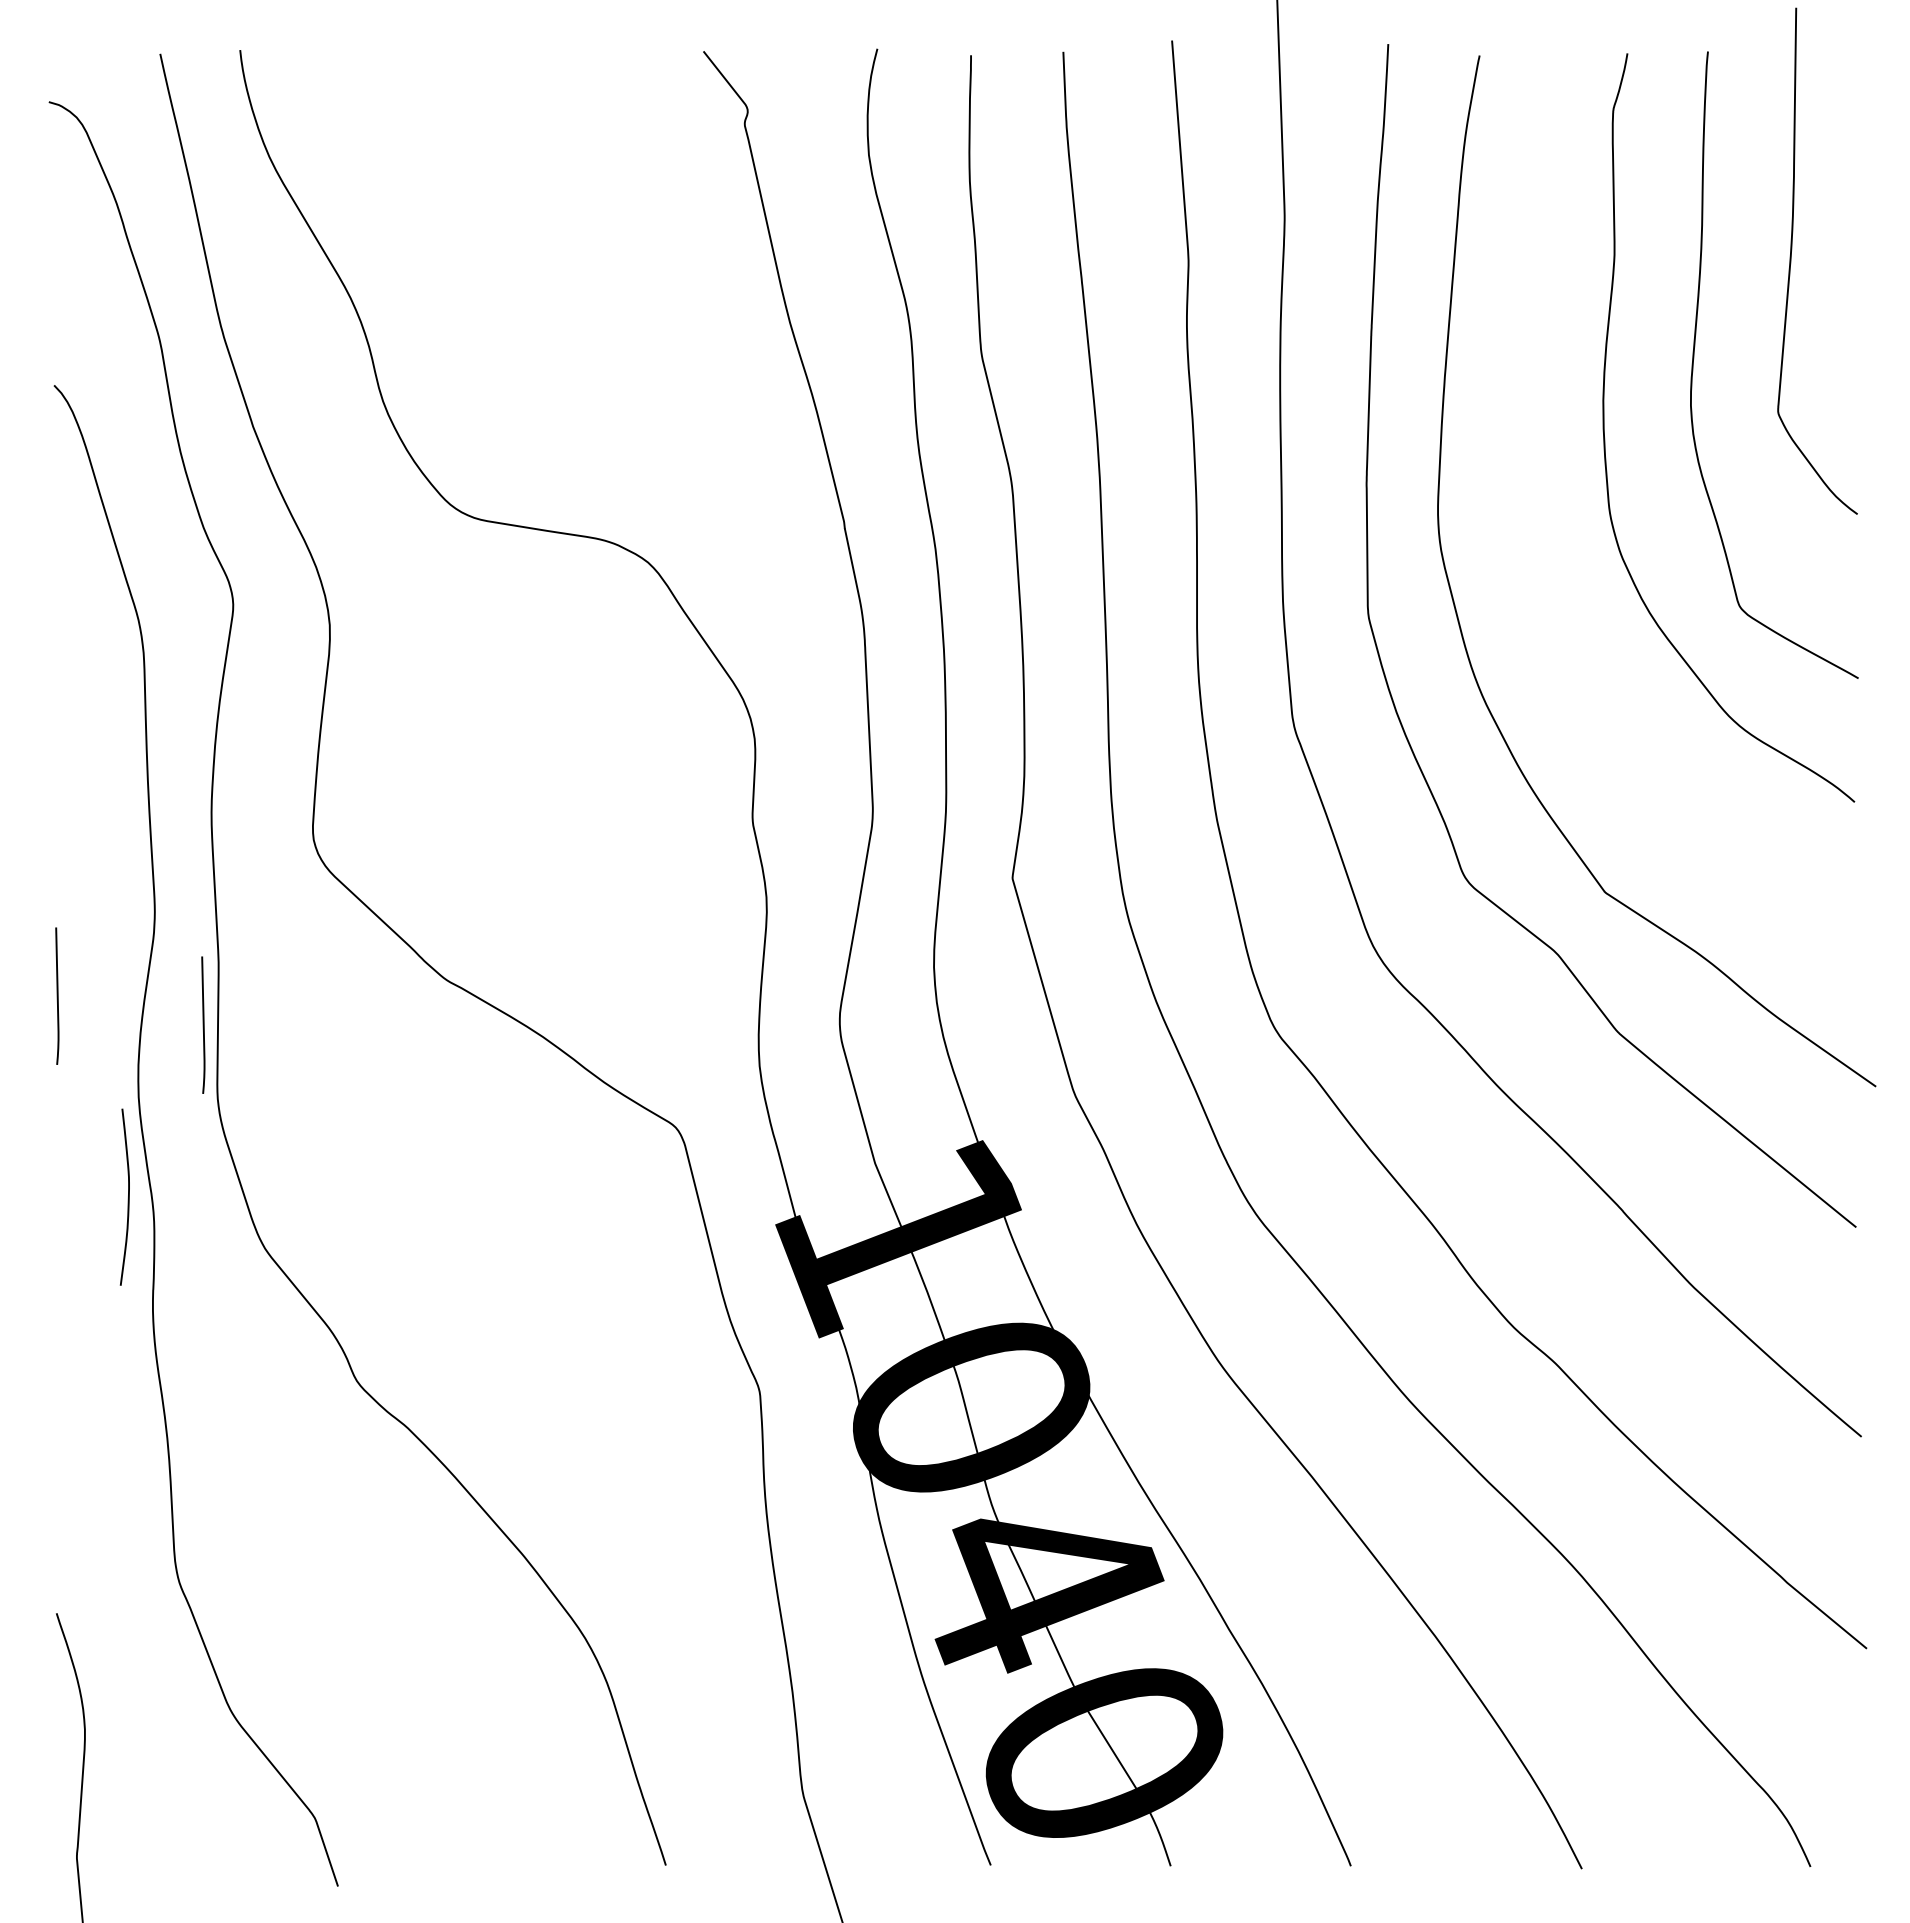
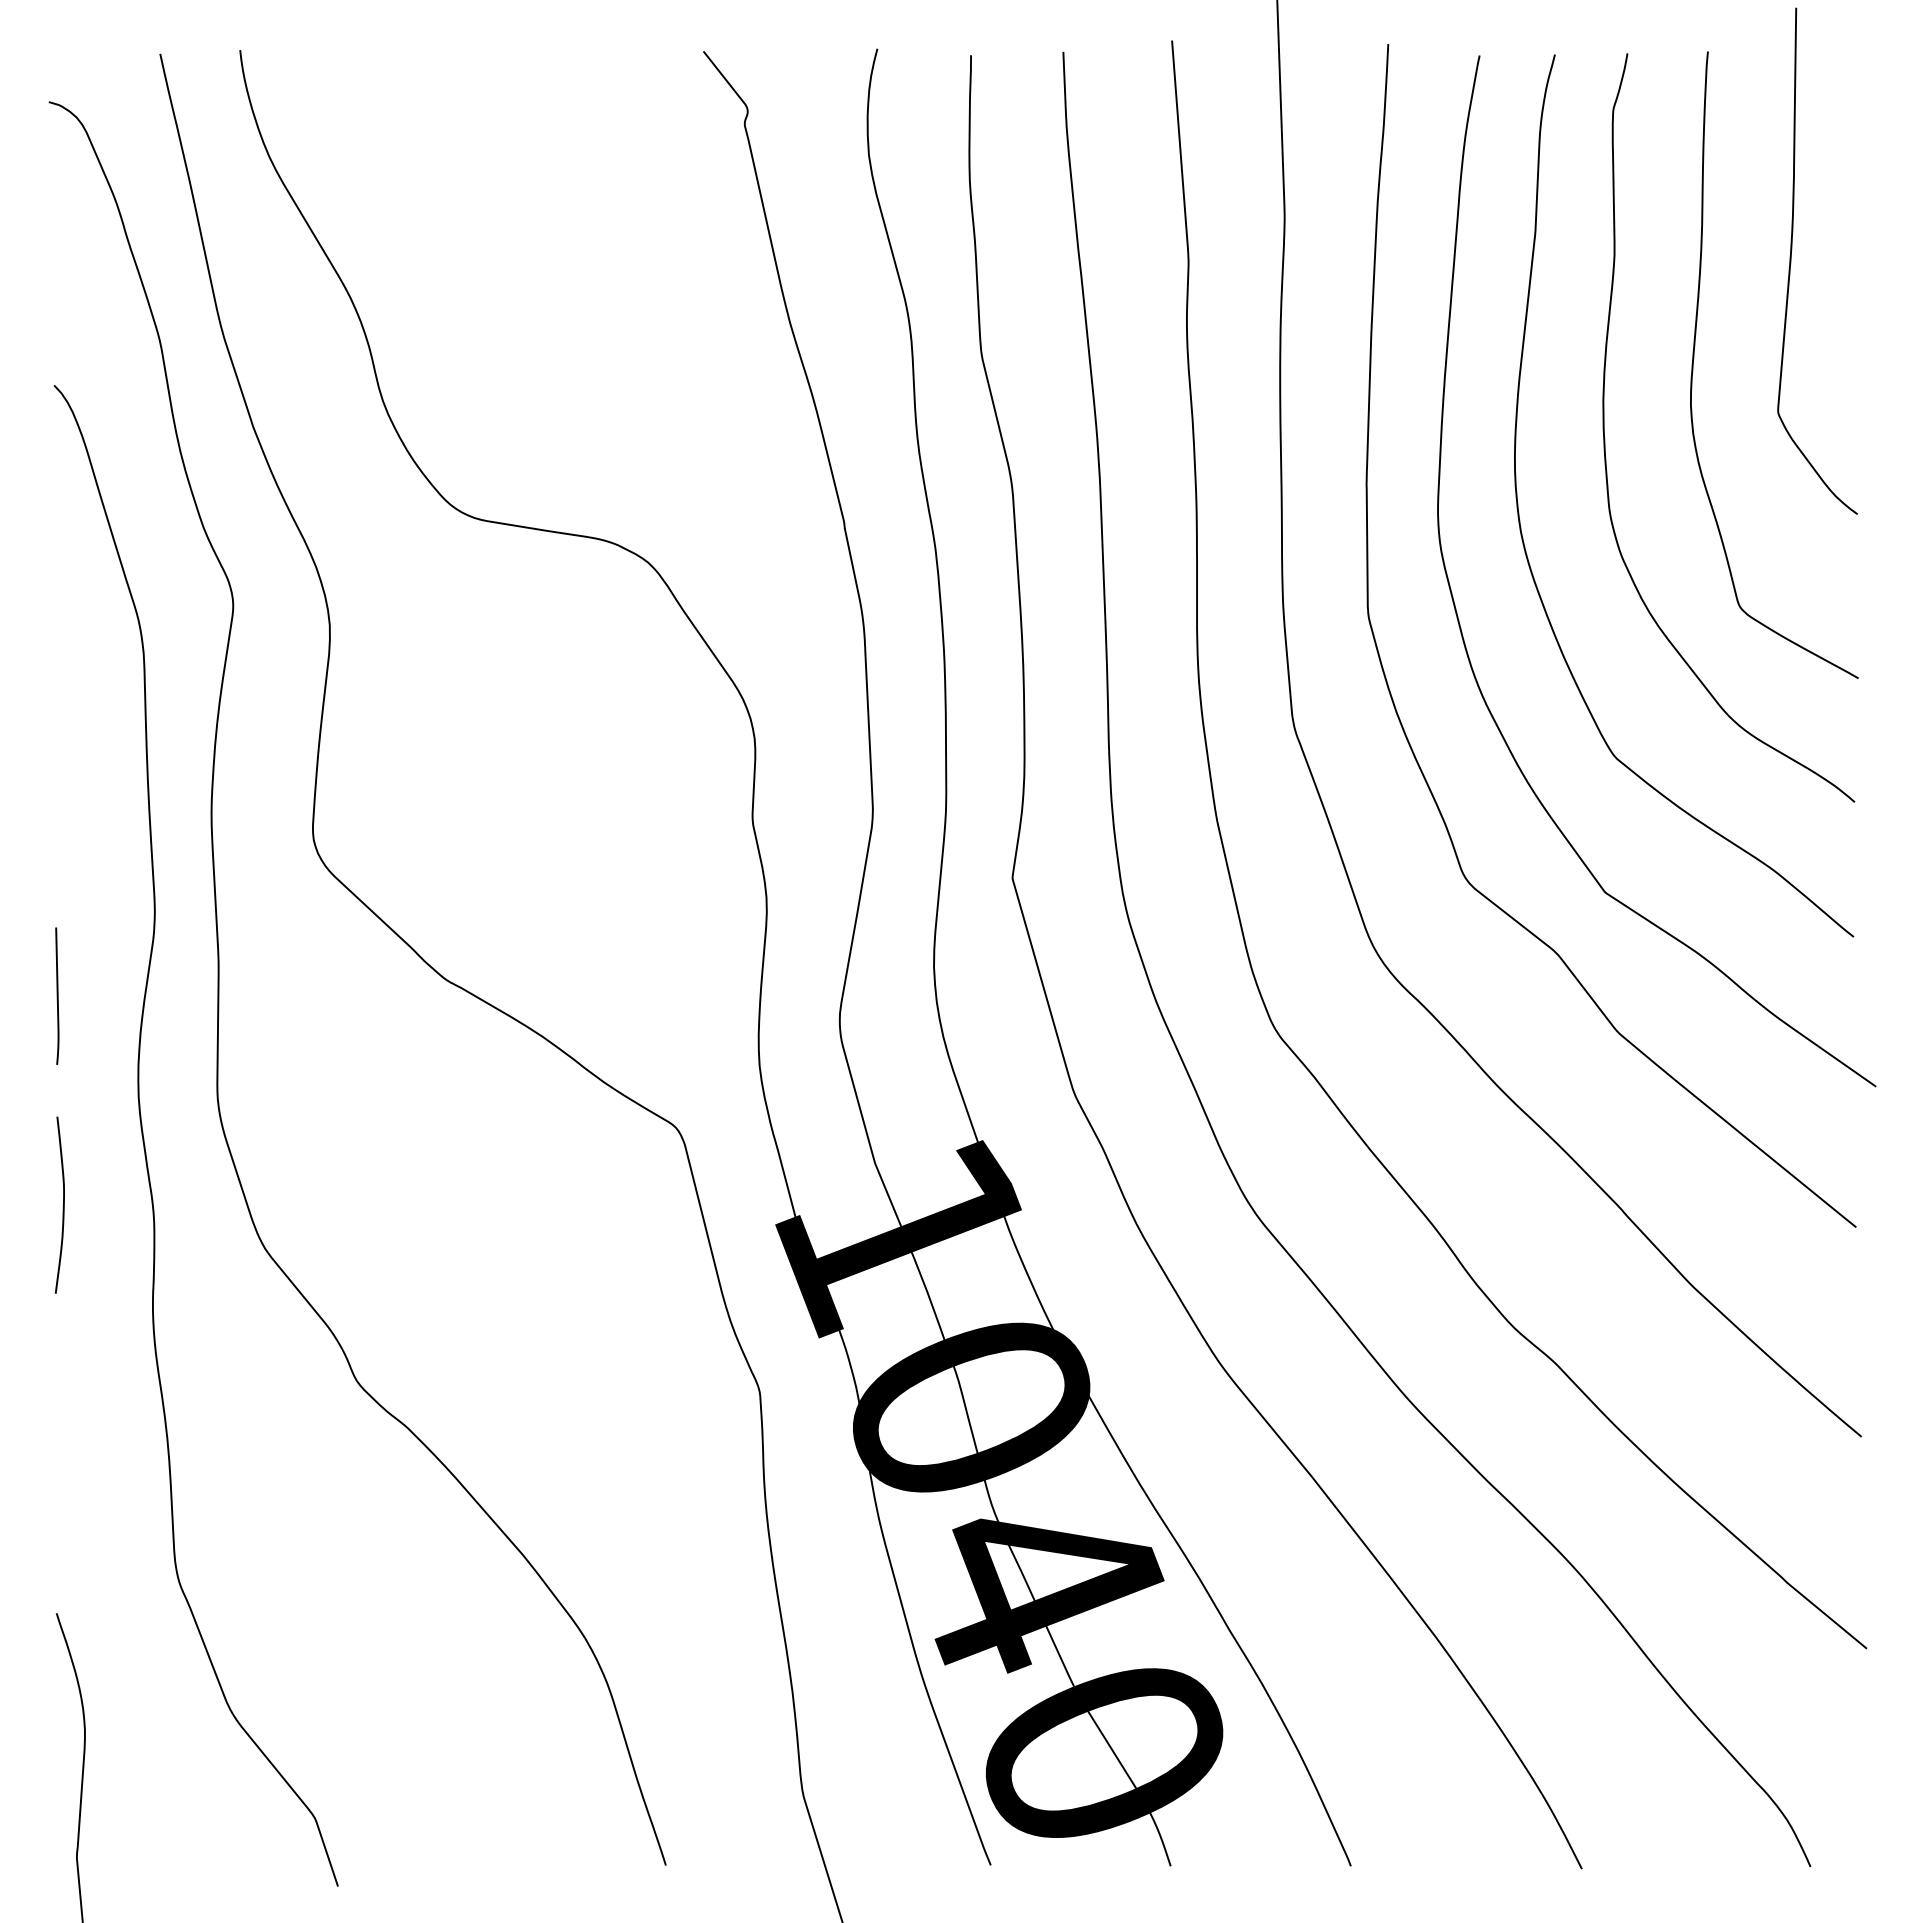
curve: none -> present (1519, 512)
curve: present -> none (203, 1024)
curve position: (127, 1198) -> (62, 1206) (62, 1206)
